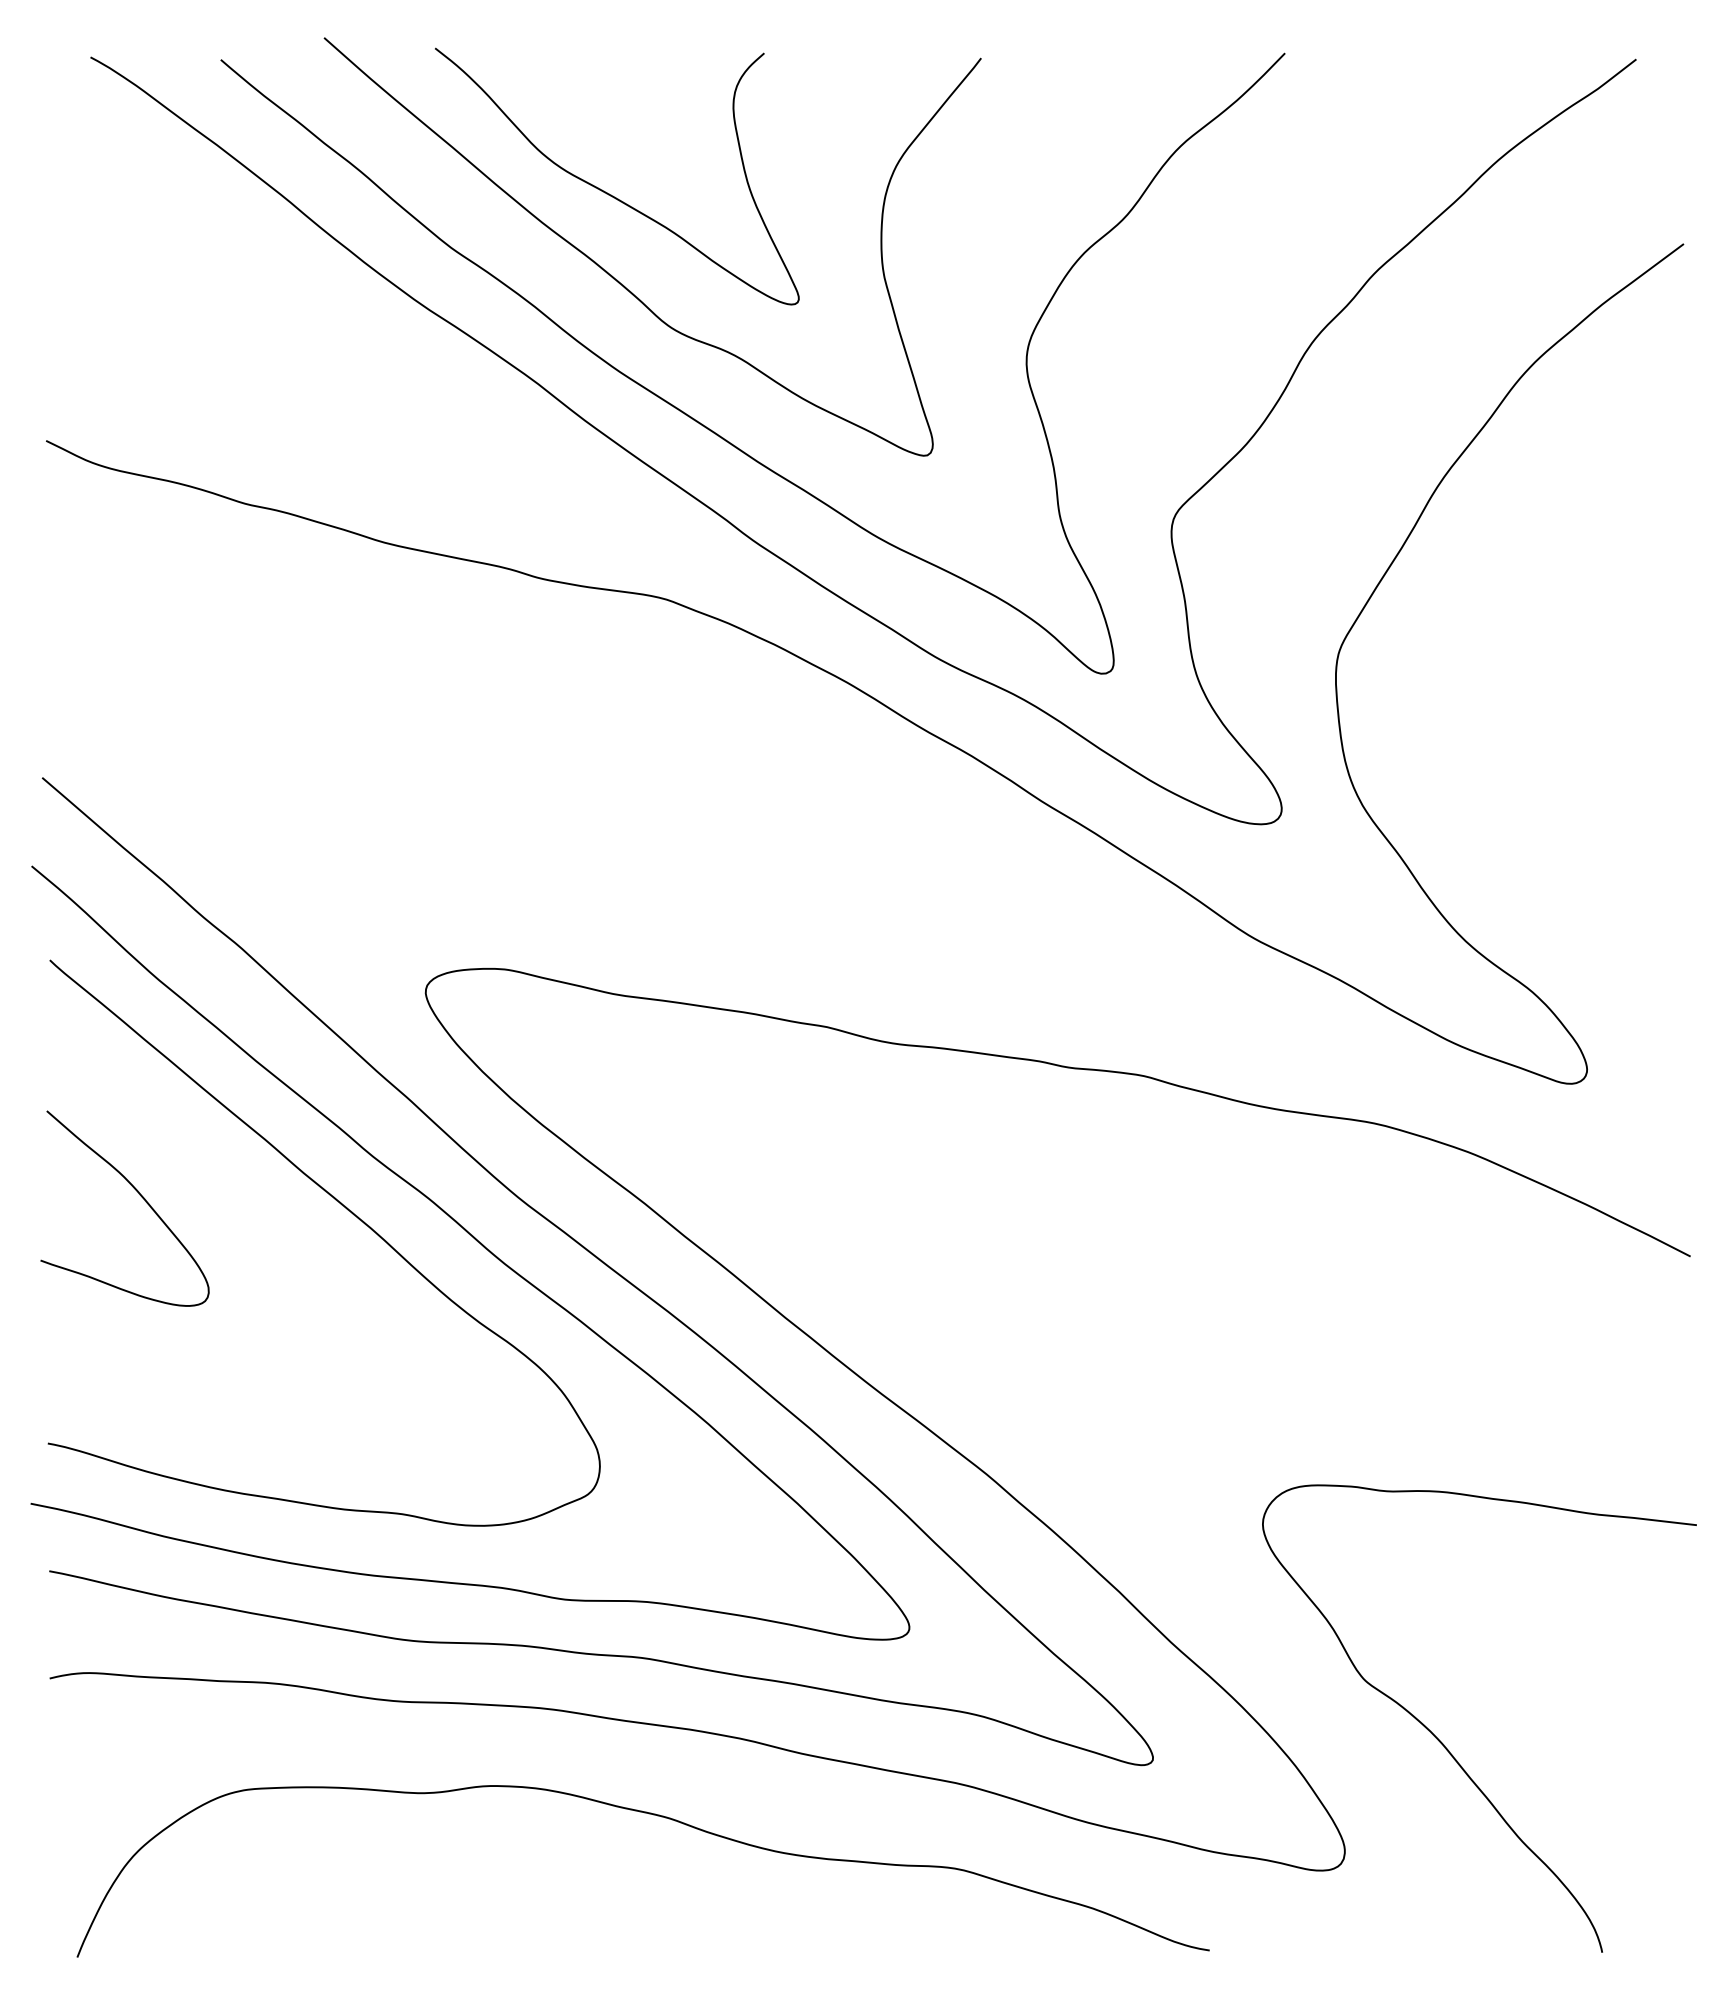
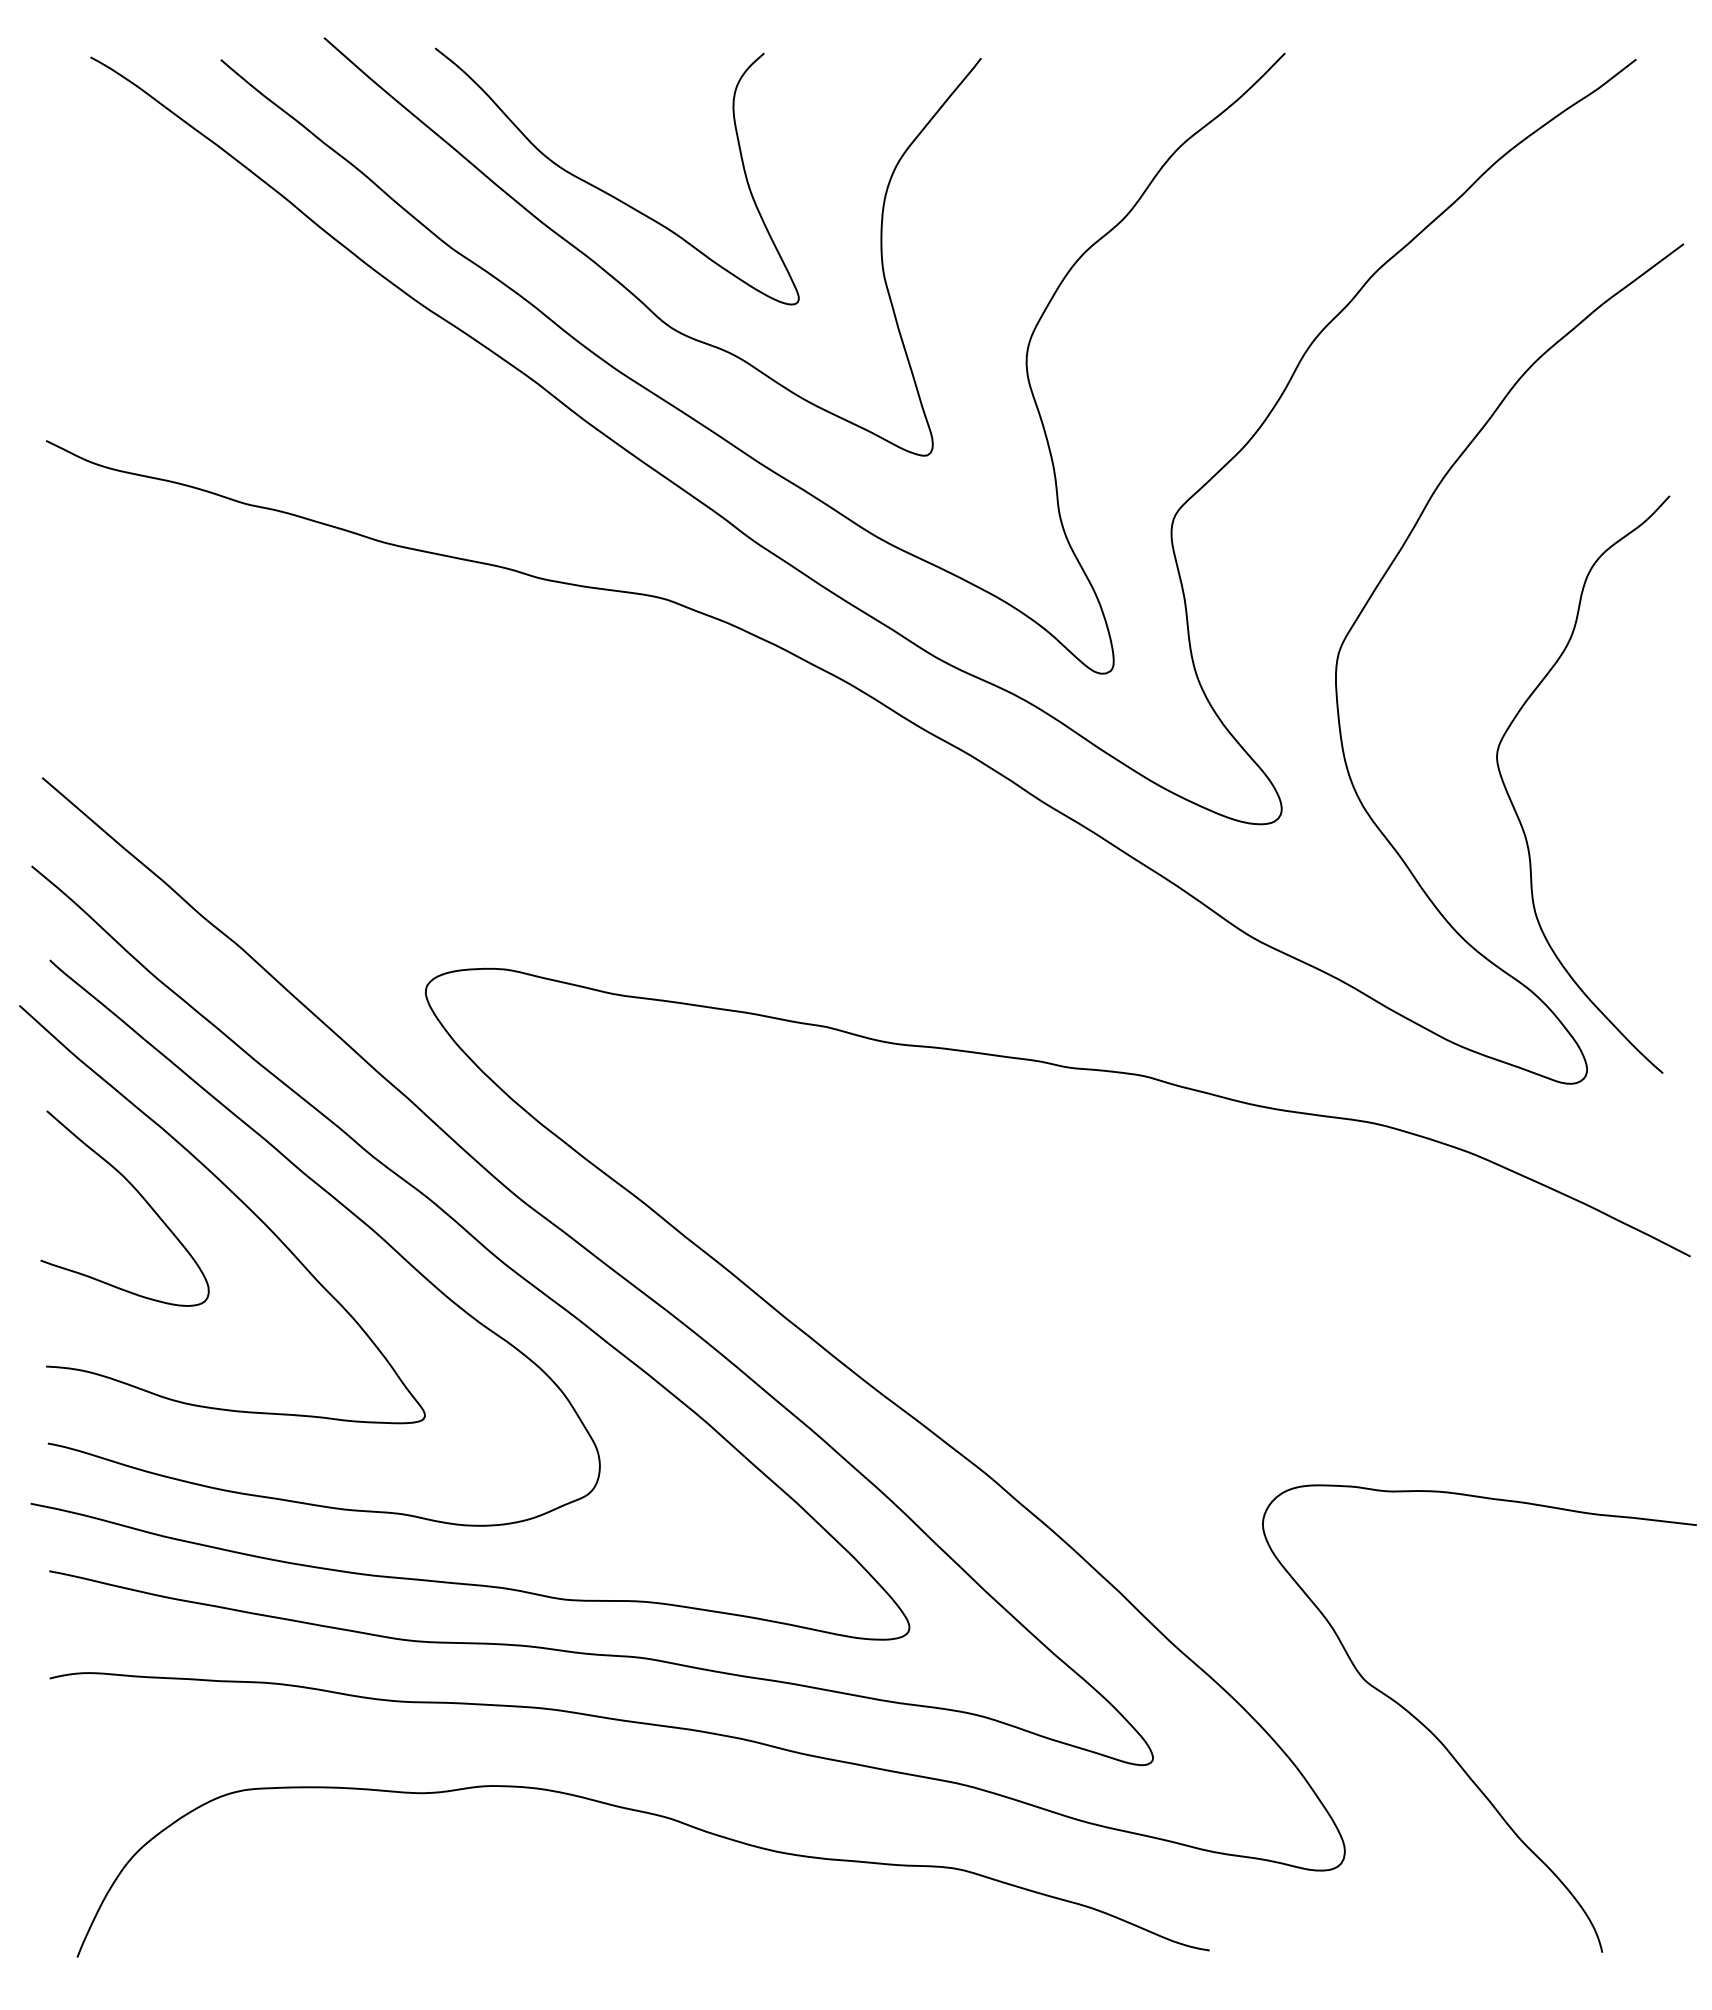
curve: none -> present (1519, 817)
curve: none -> present (237, 1198)
